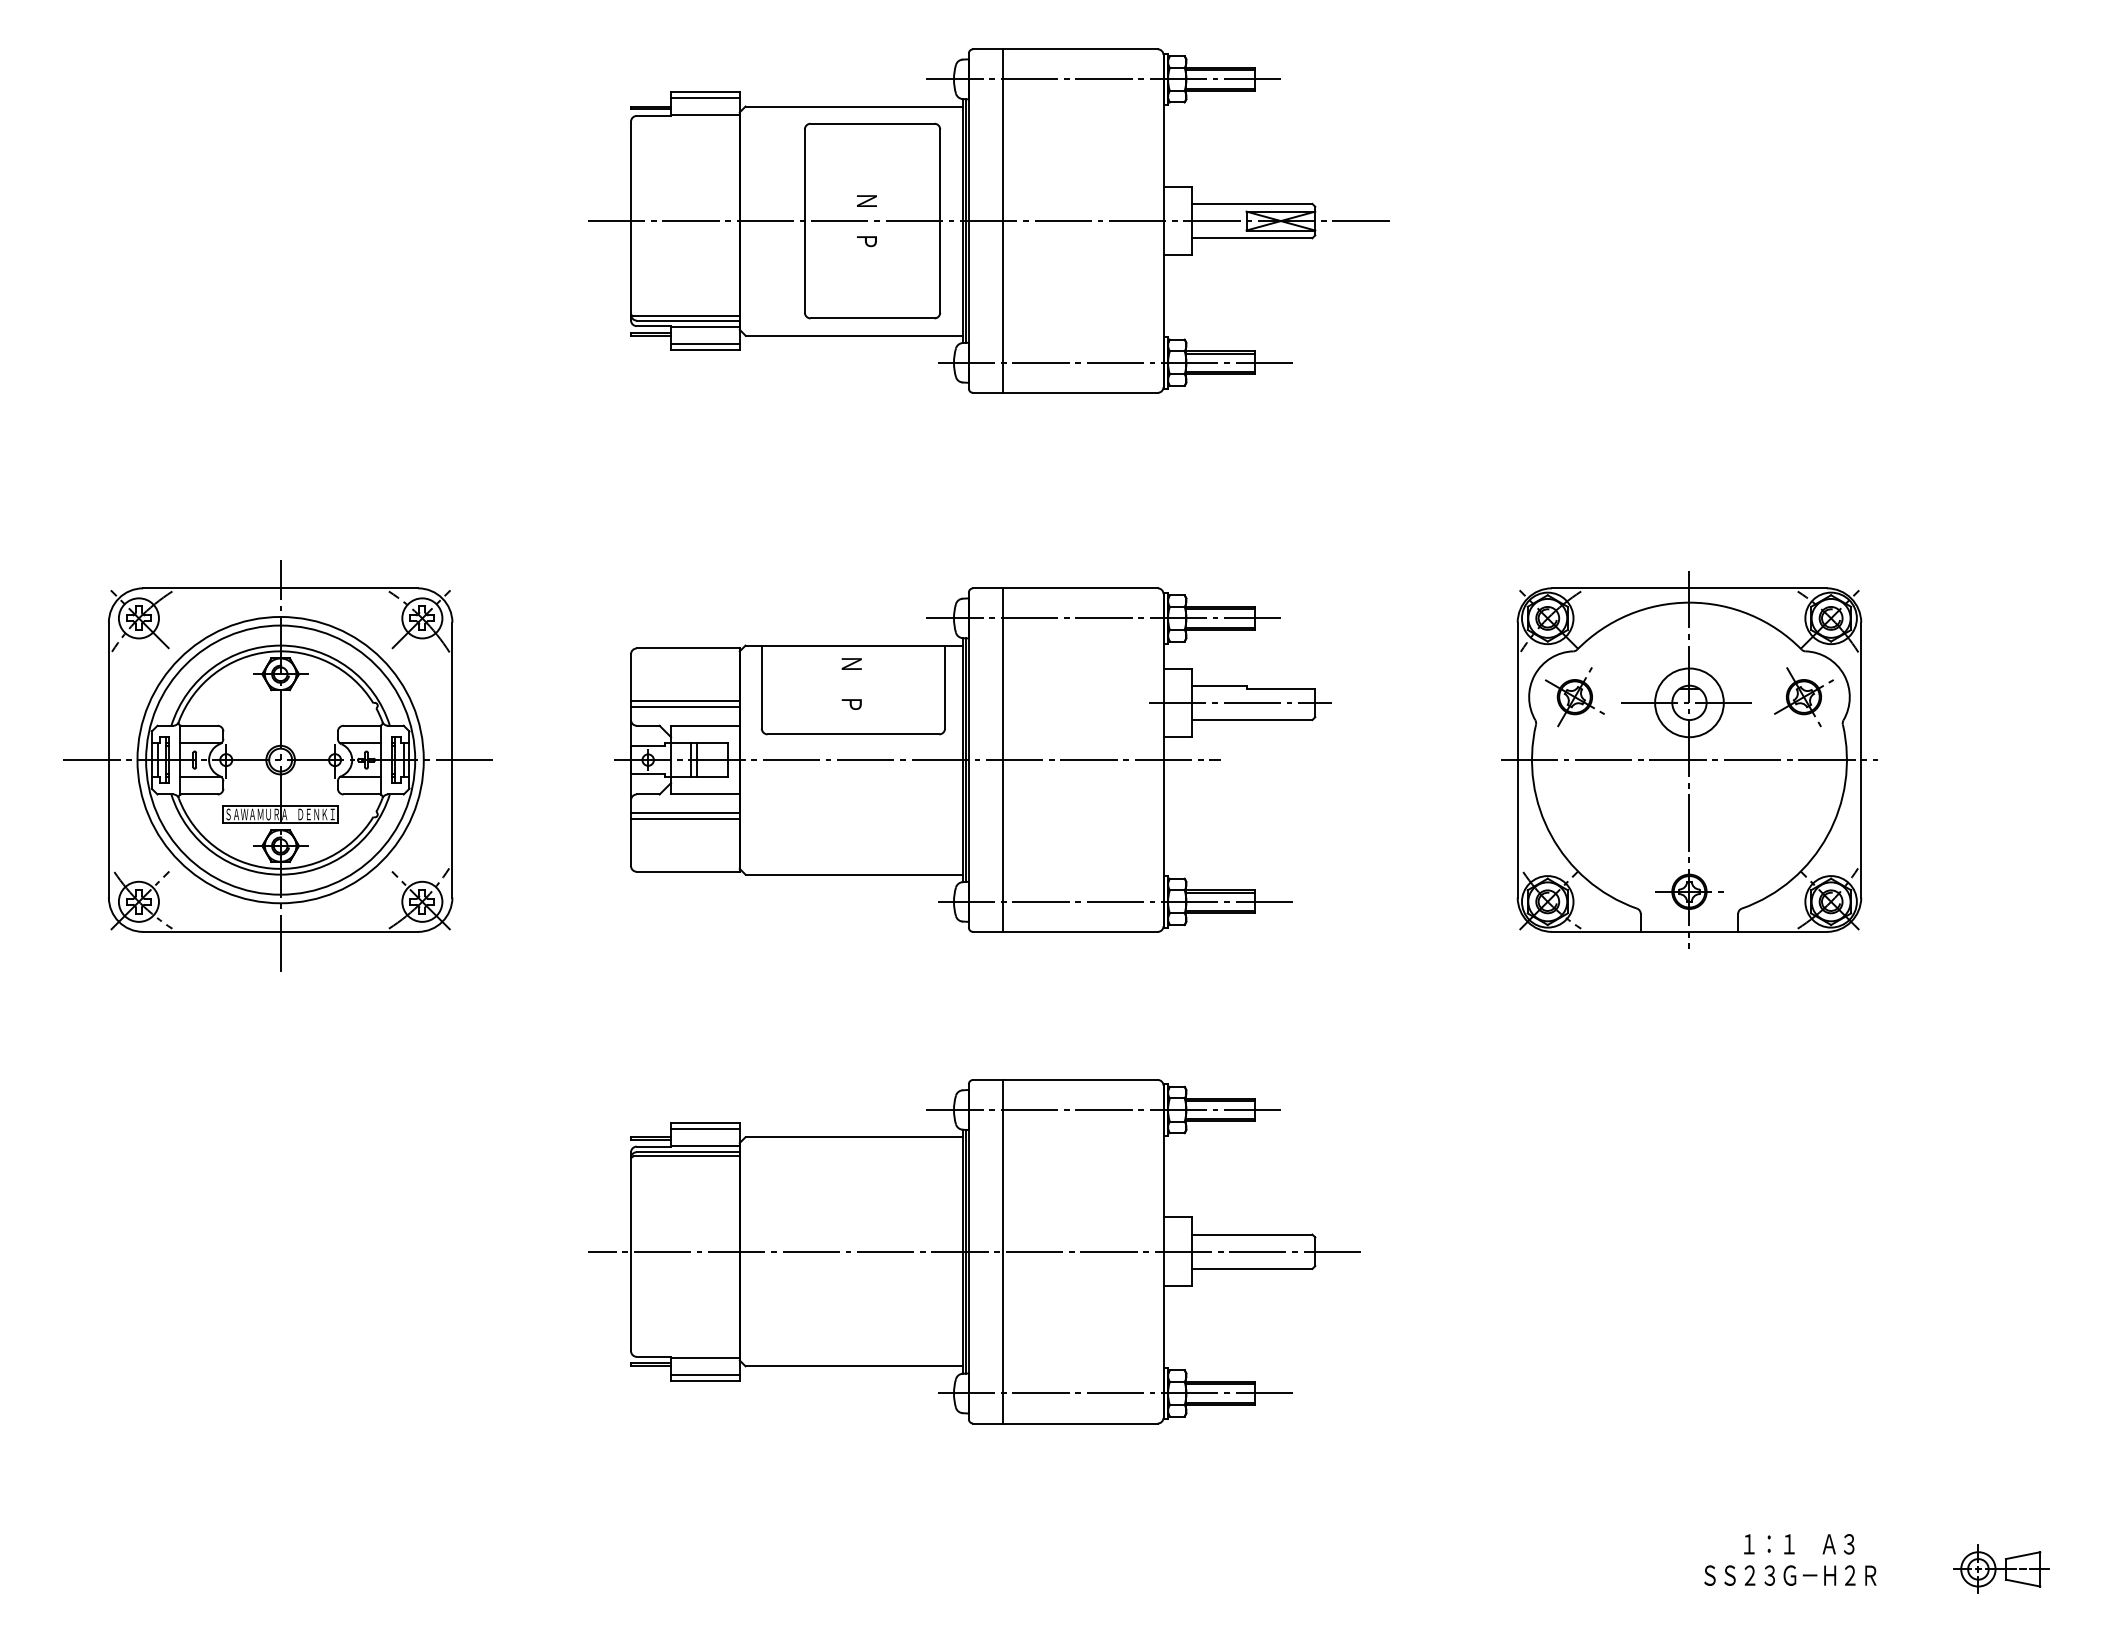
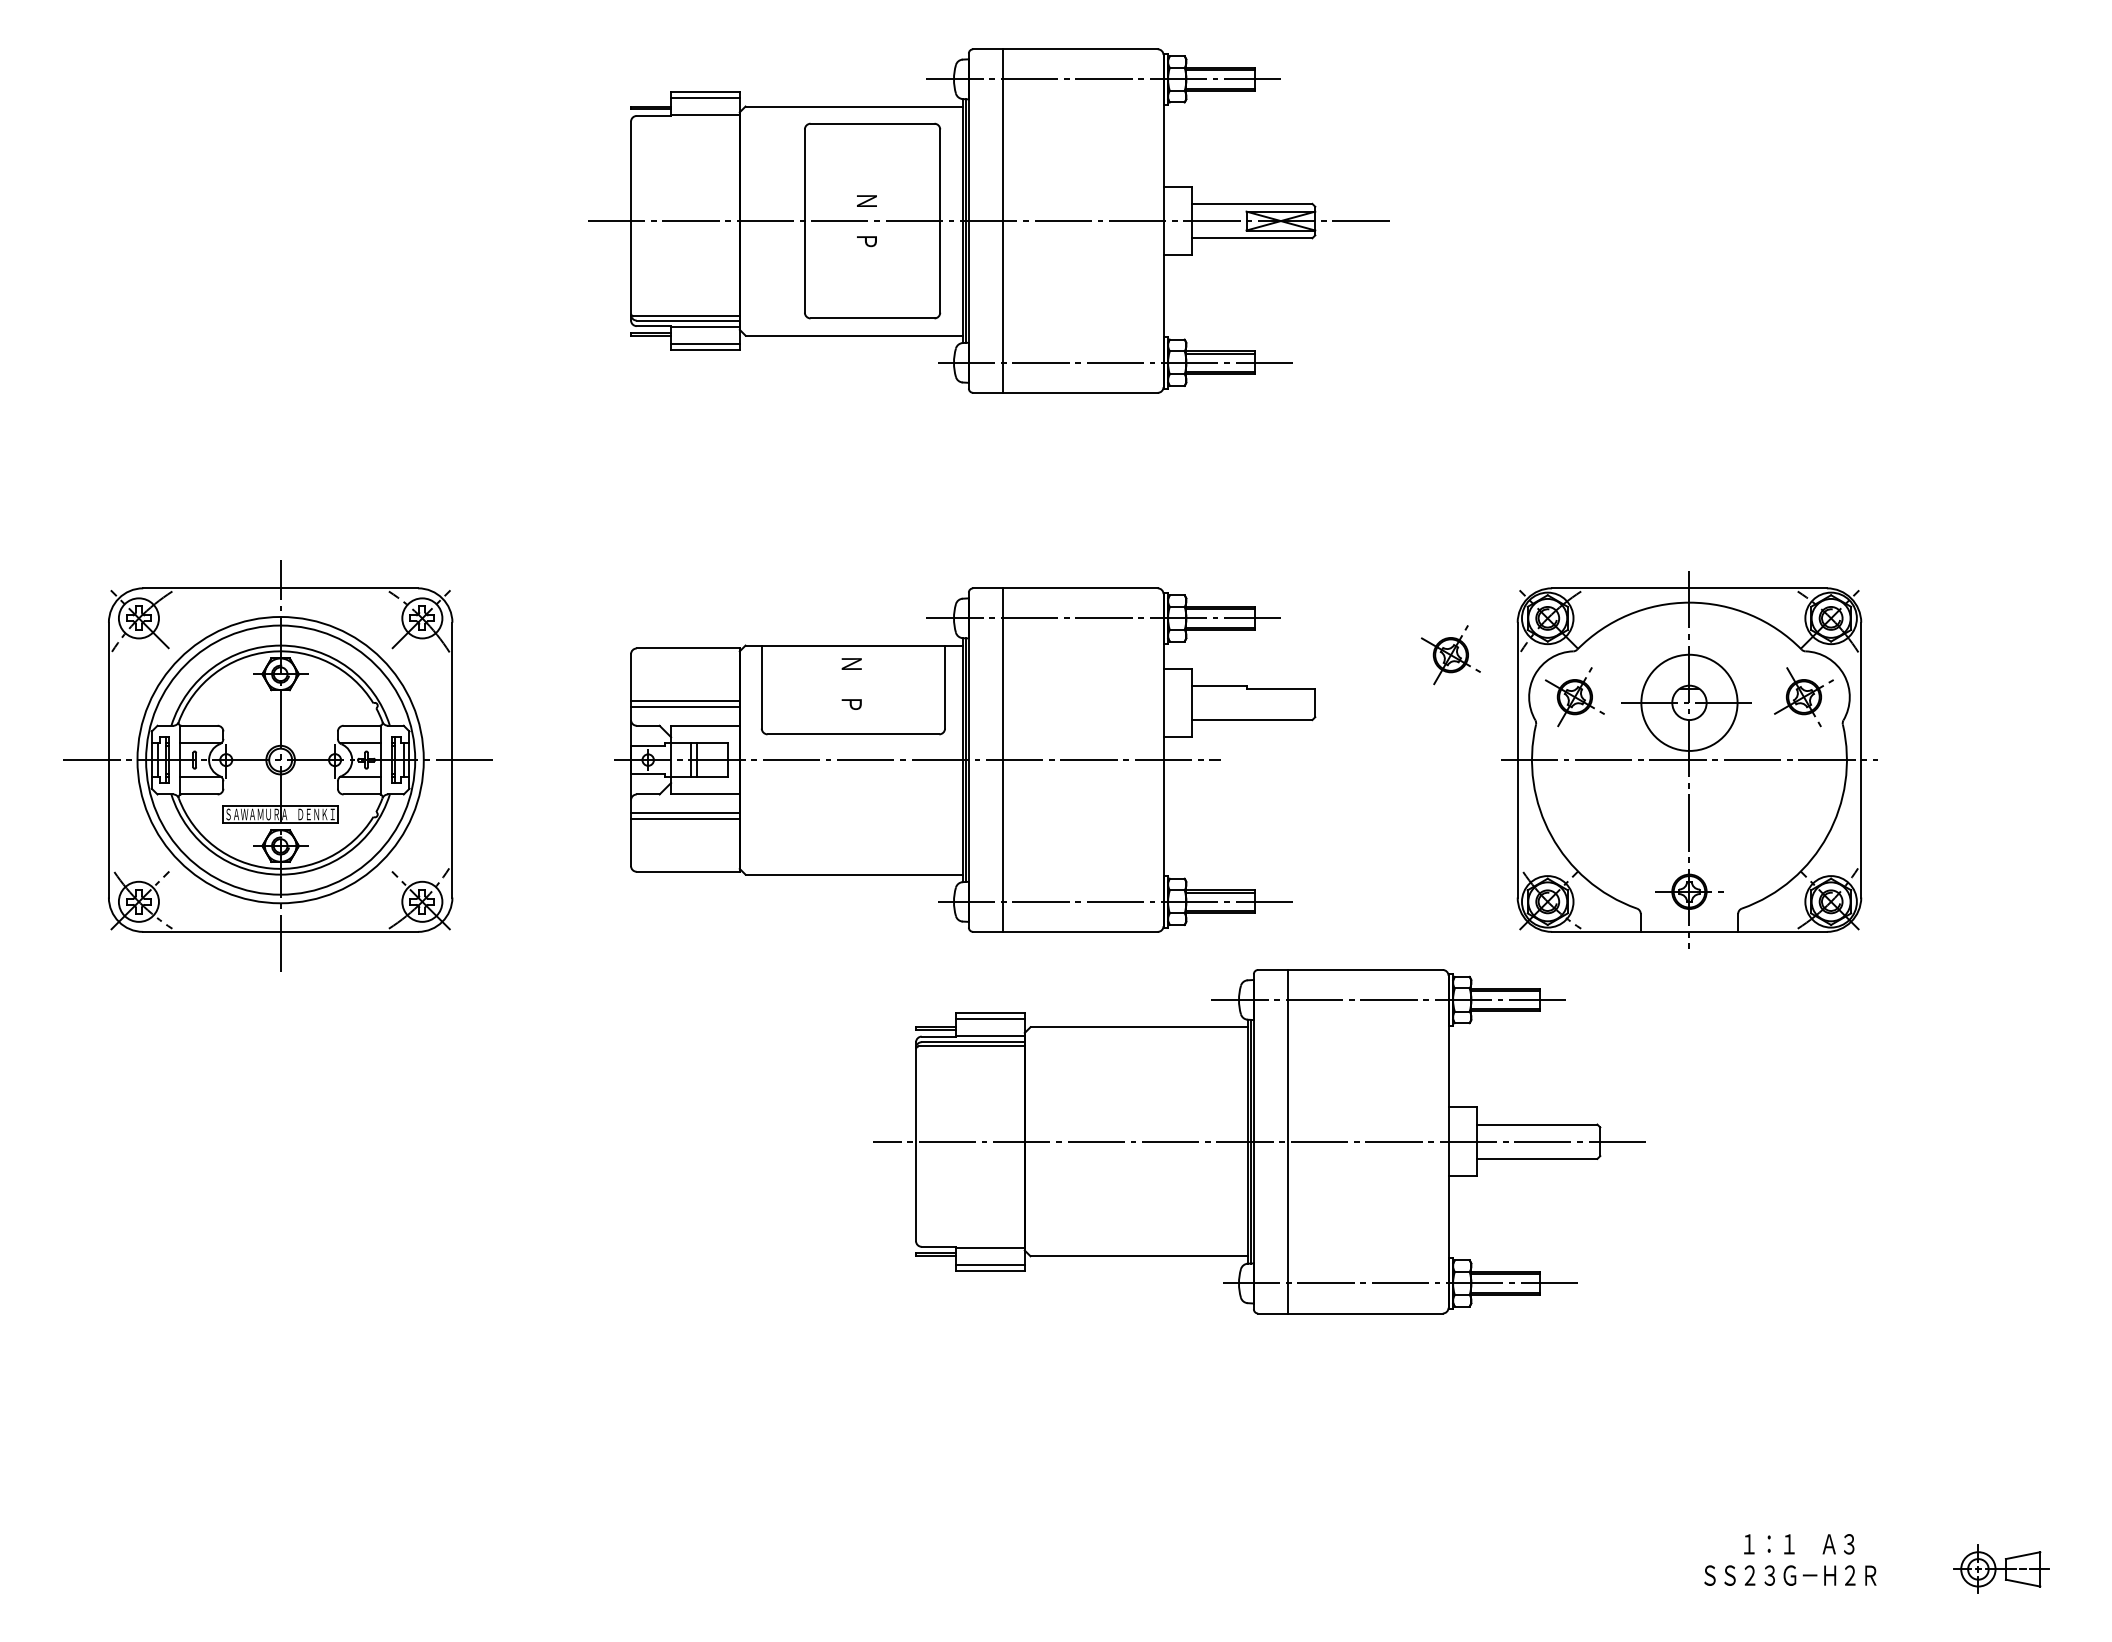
part: none -> present (1450, 655)
line: present -> none (1240, 702)
circle diameter: 69 px -> 96 px (1689, 702)
part position: (974, 1251) -> (1259, 1141) (1259, 1141)
